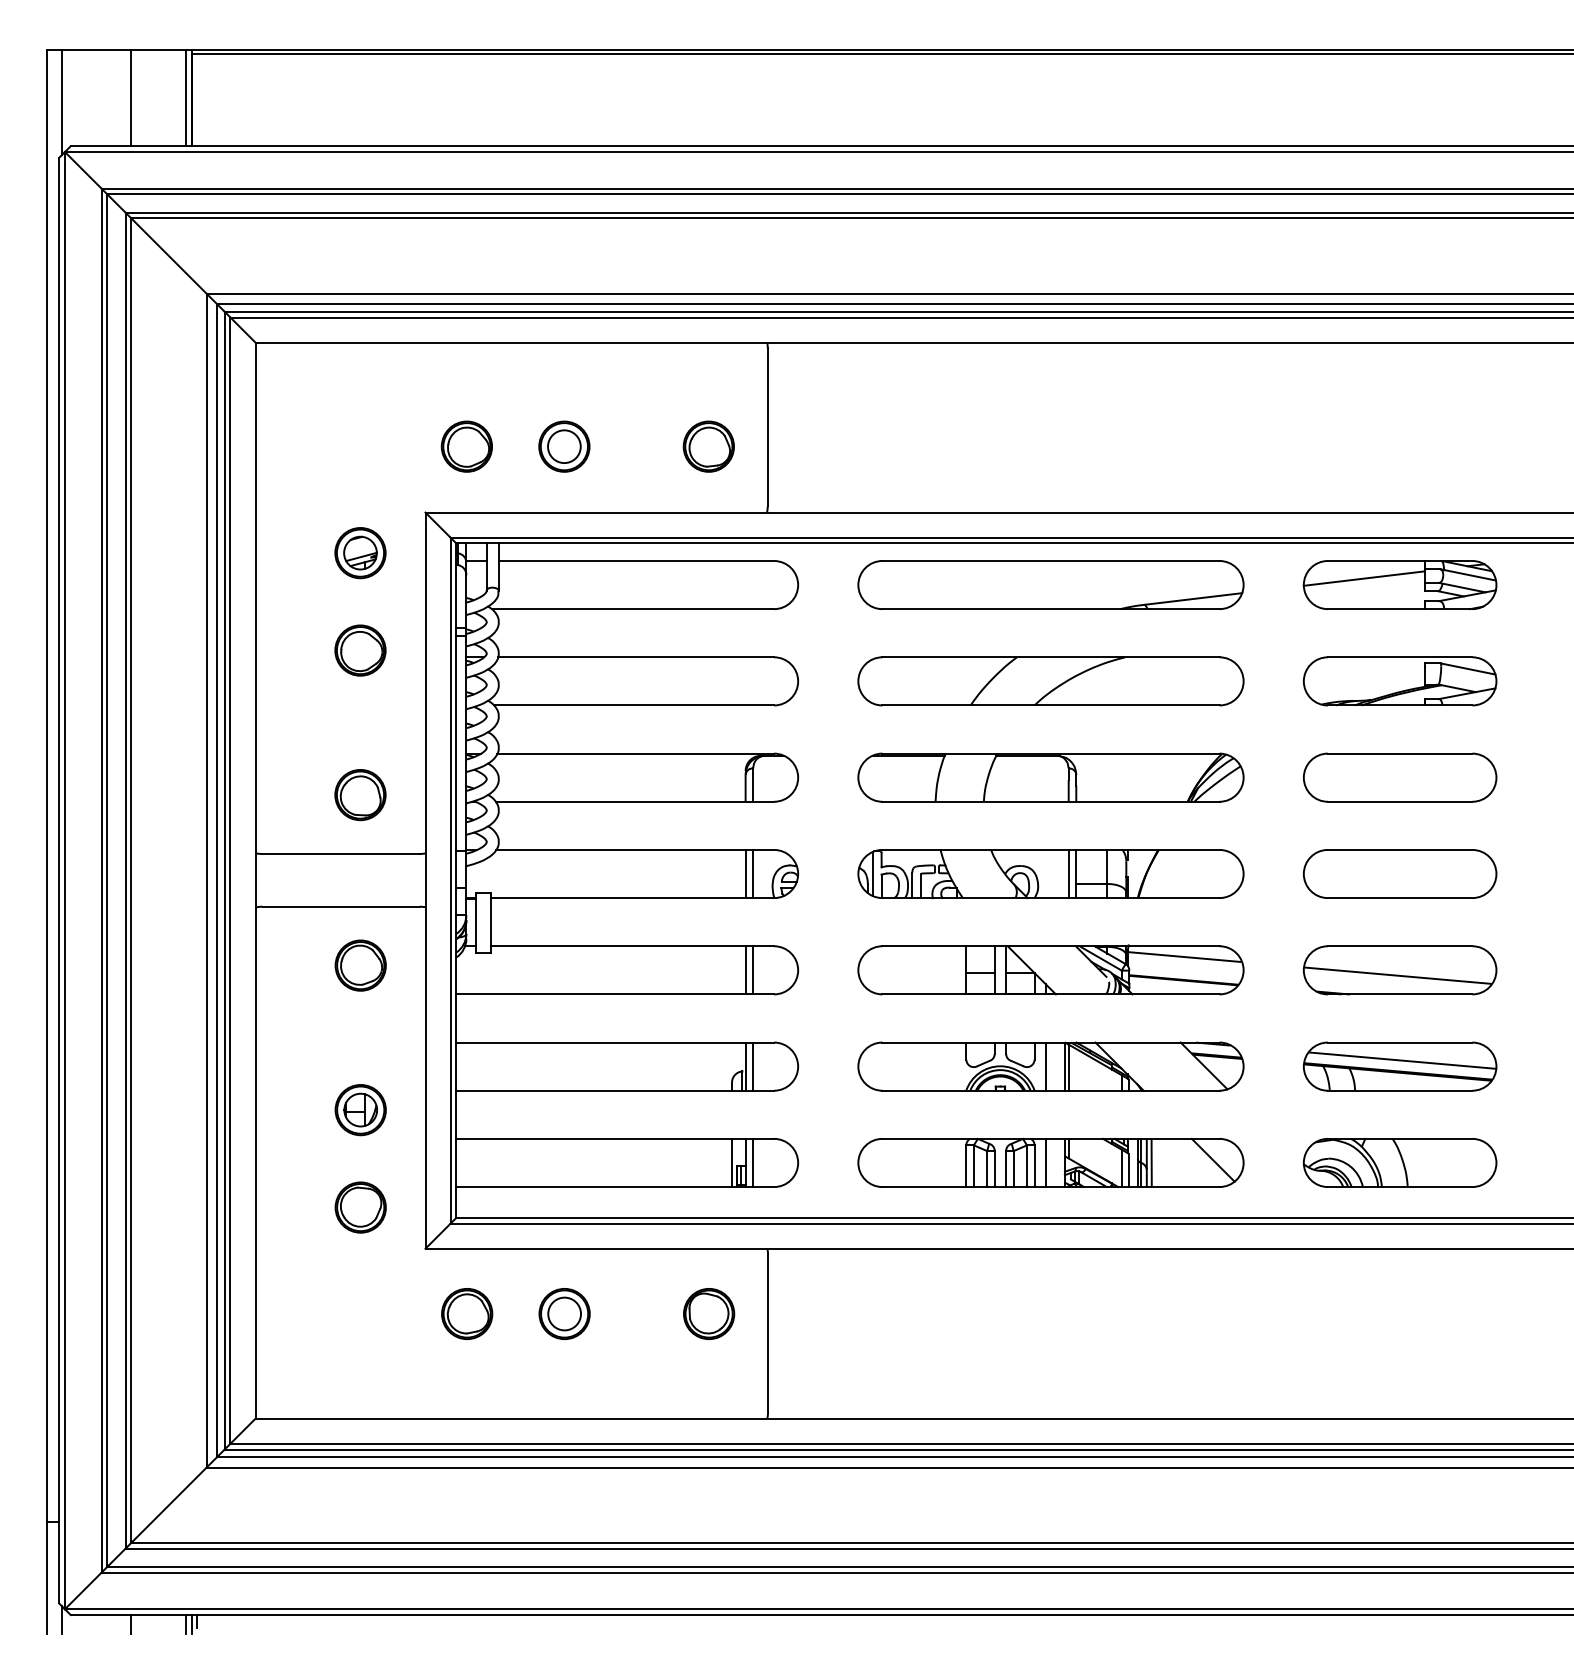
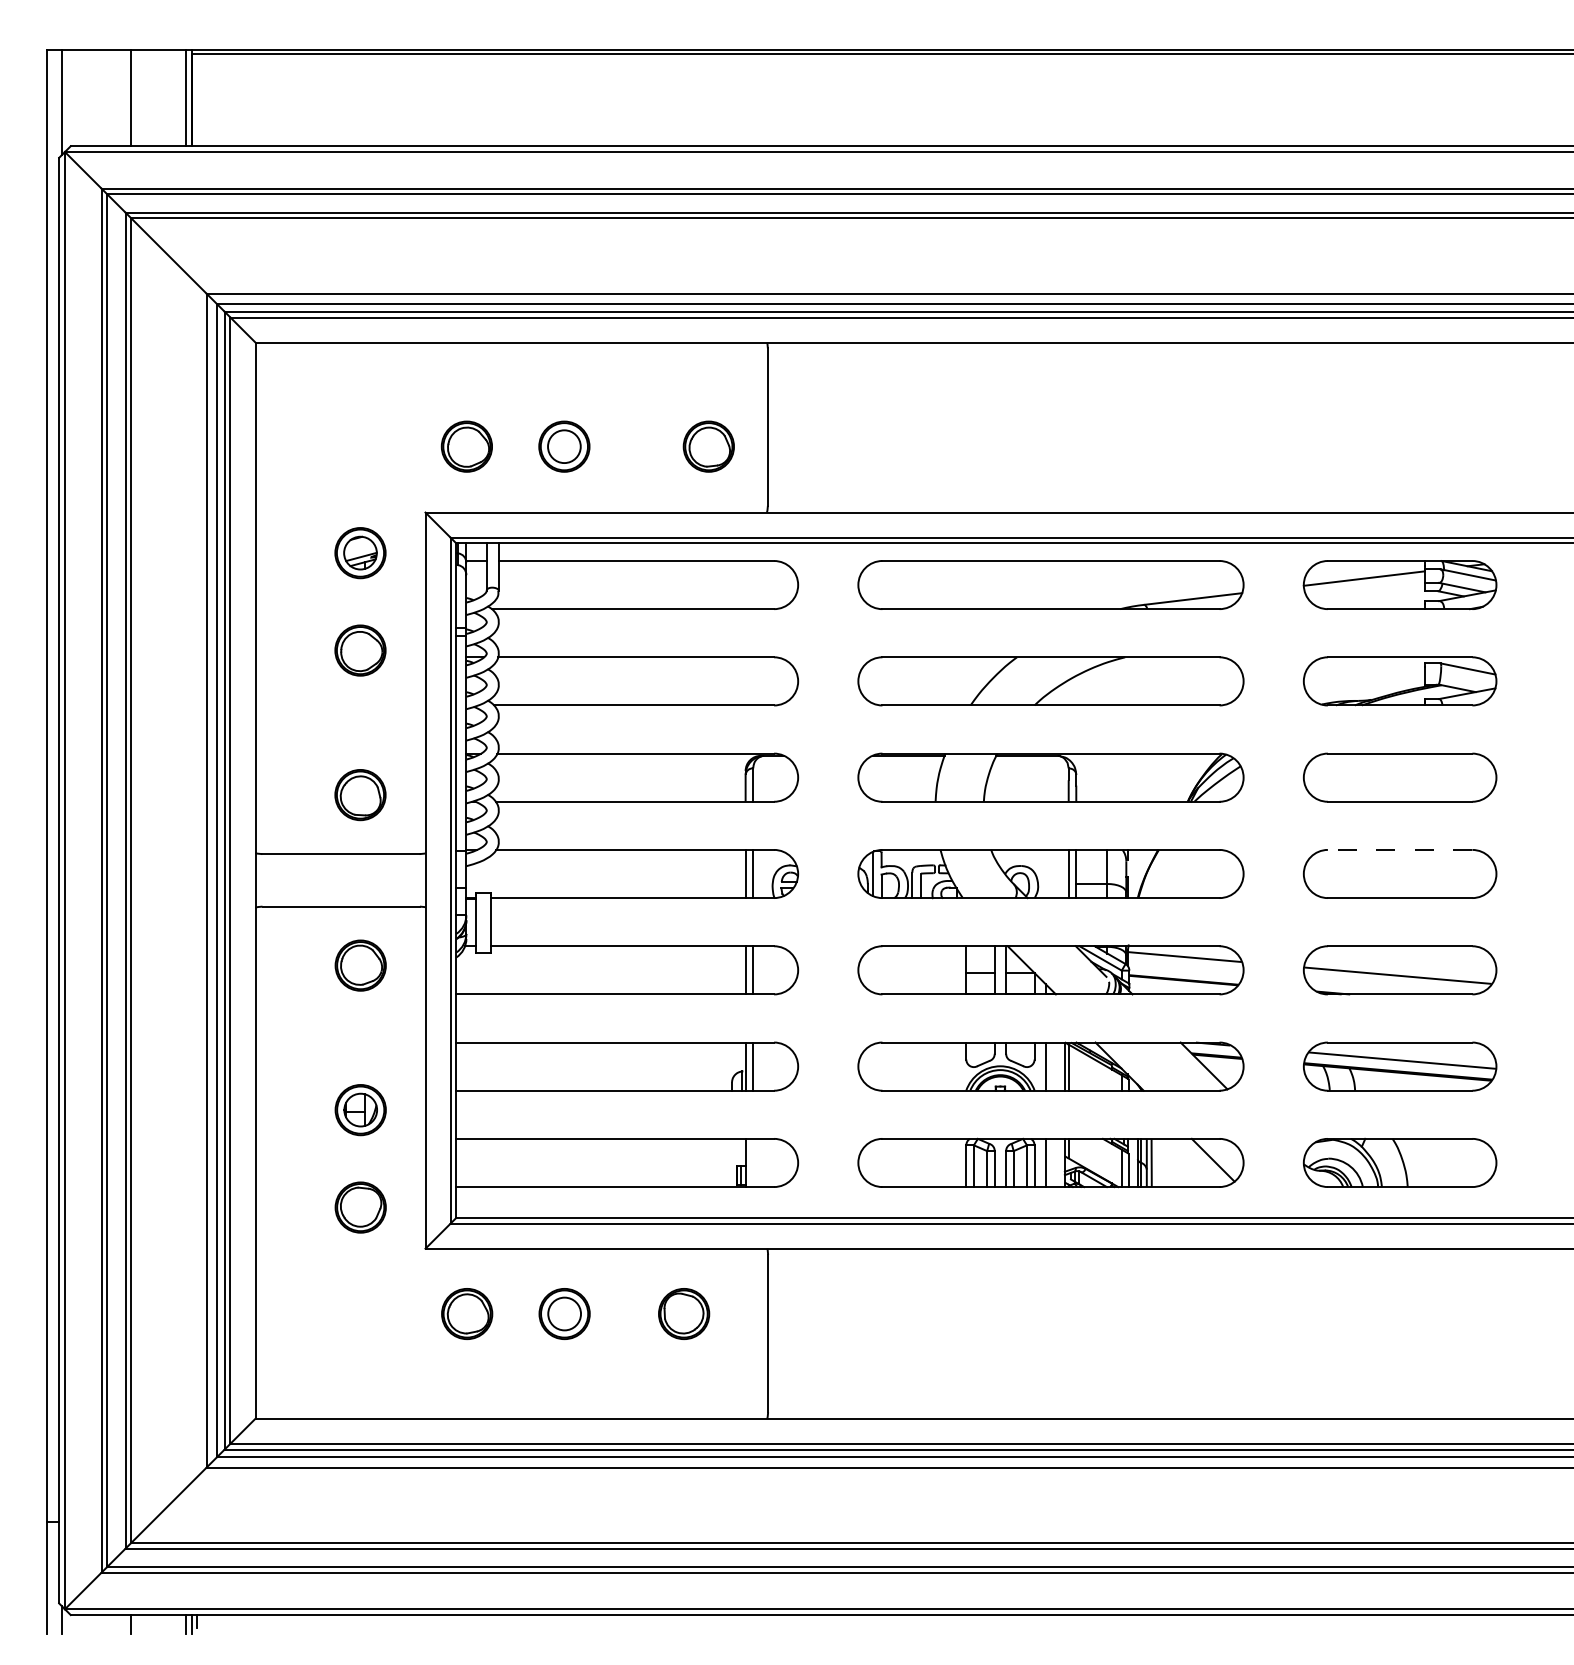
line: solid -> dashed (1399, 849)
line: present -> none (731, 1162)
line: present -> none (753, 1162)
part position: (709, 1313) -> (684, 1313) (684, 1313)
